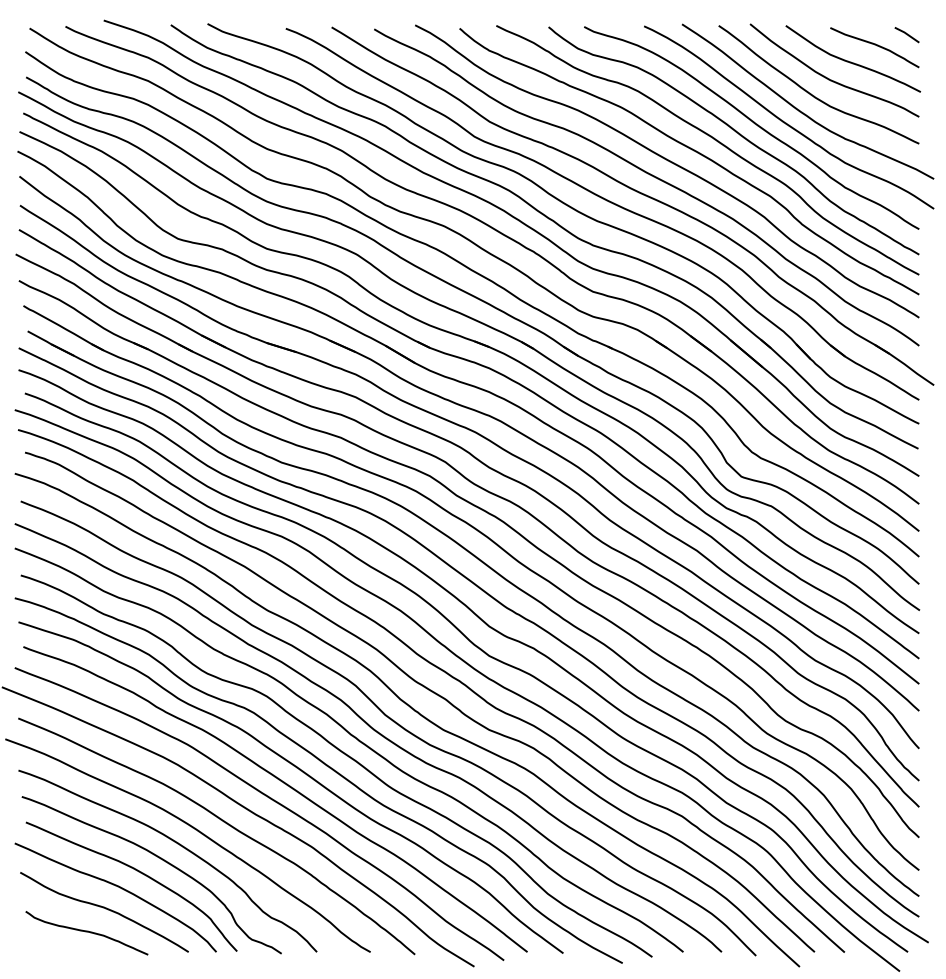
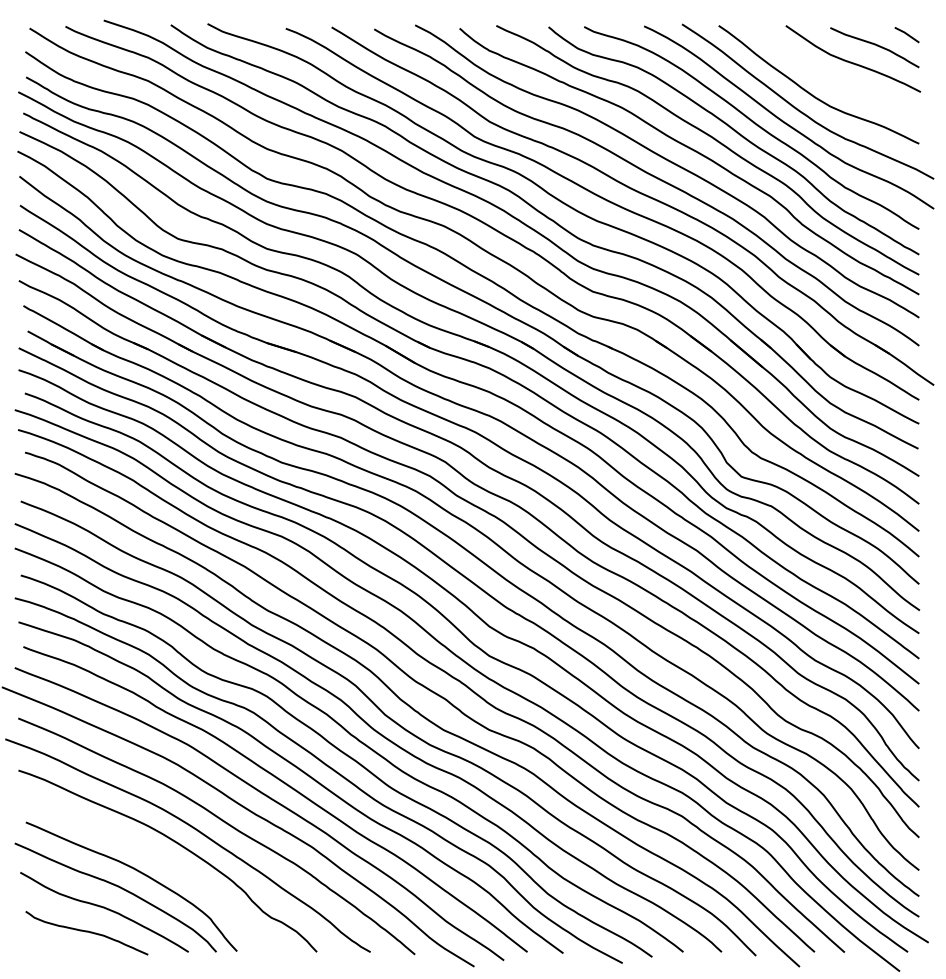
curve: present -> none (829, 78)
curve: present -> none (160, 859)
